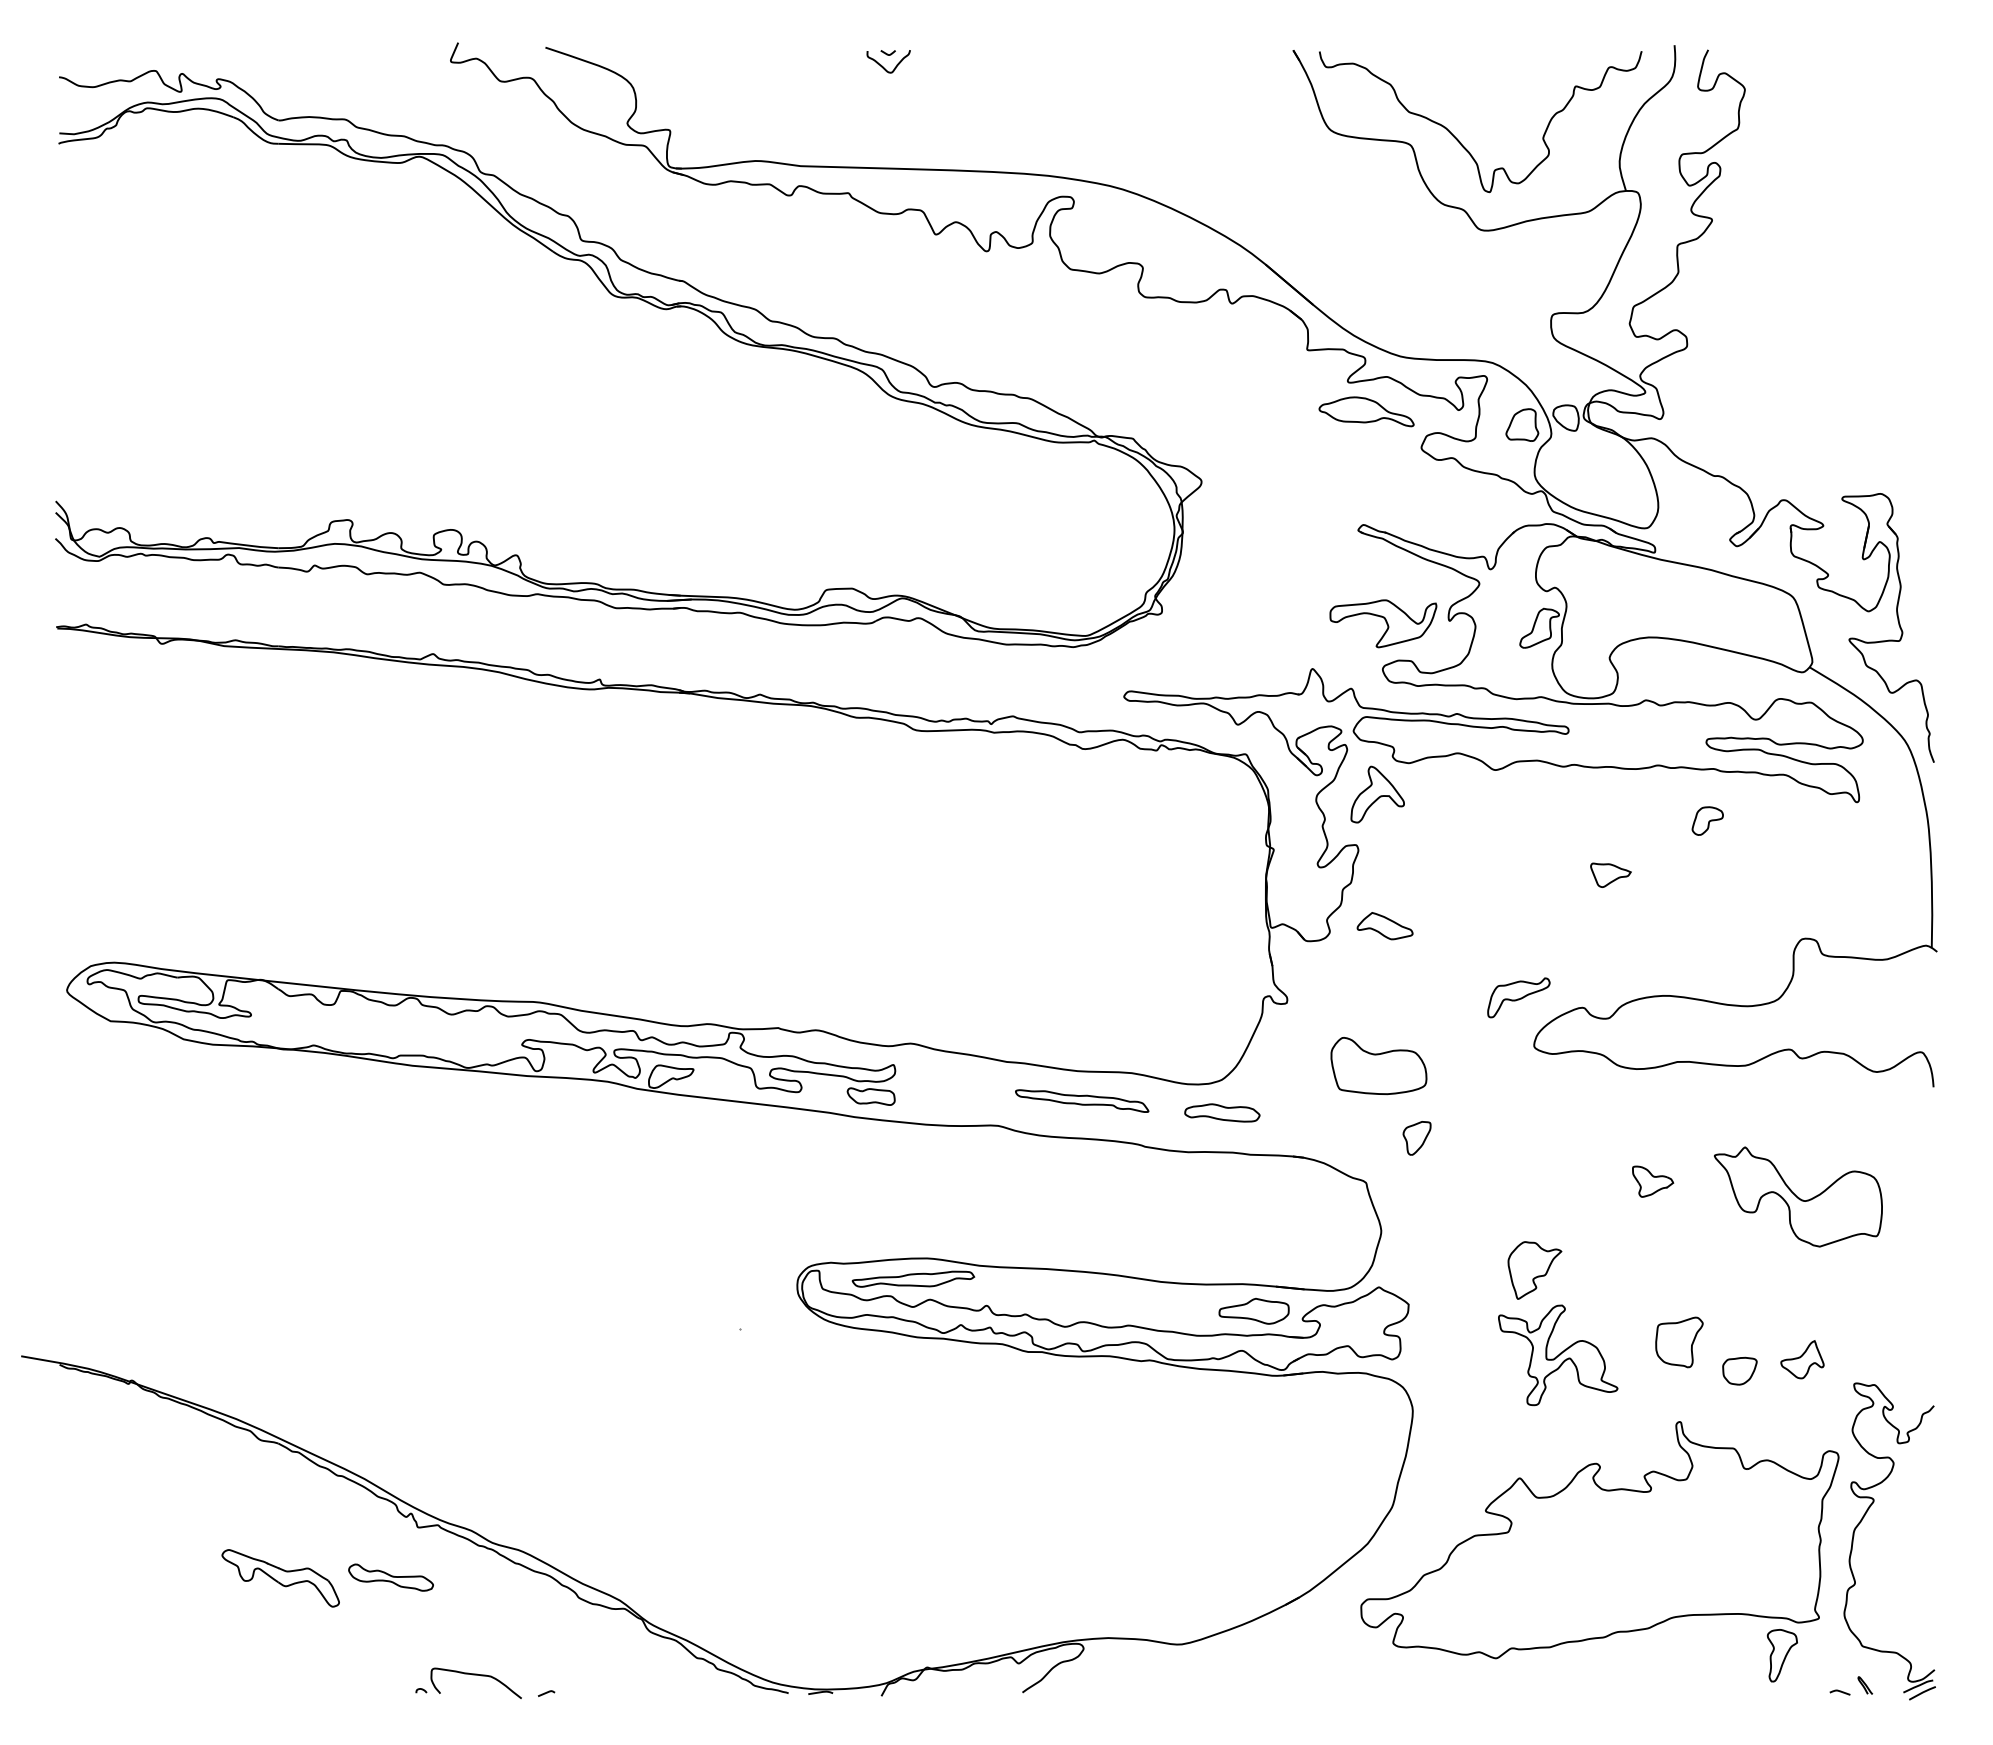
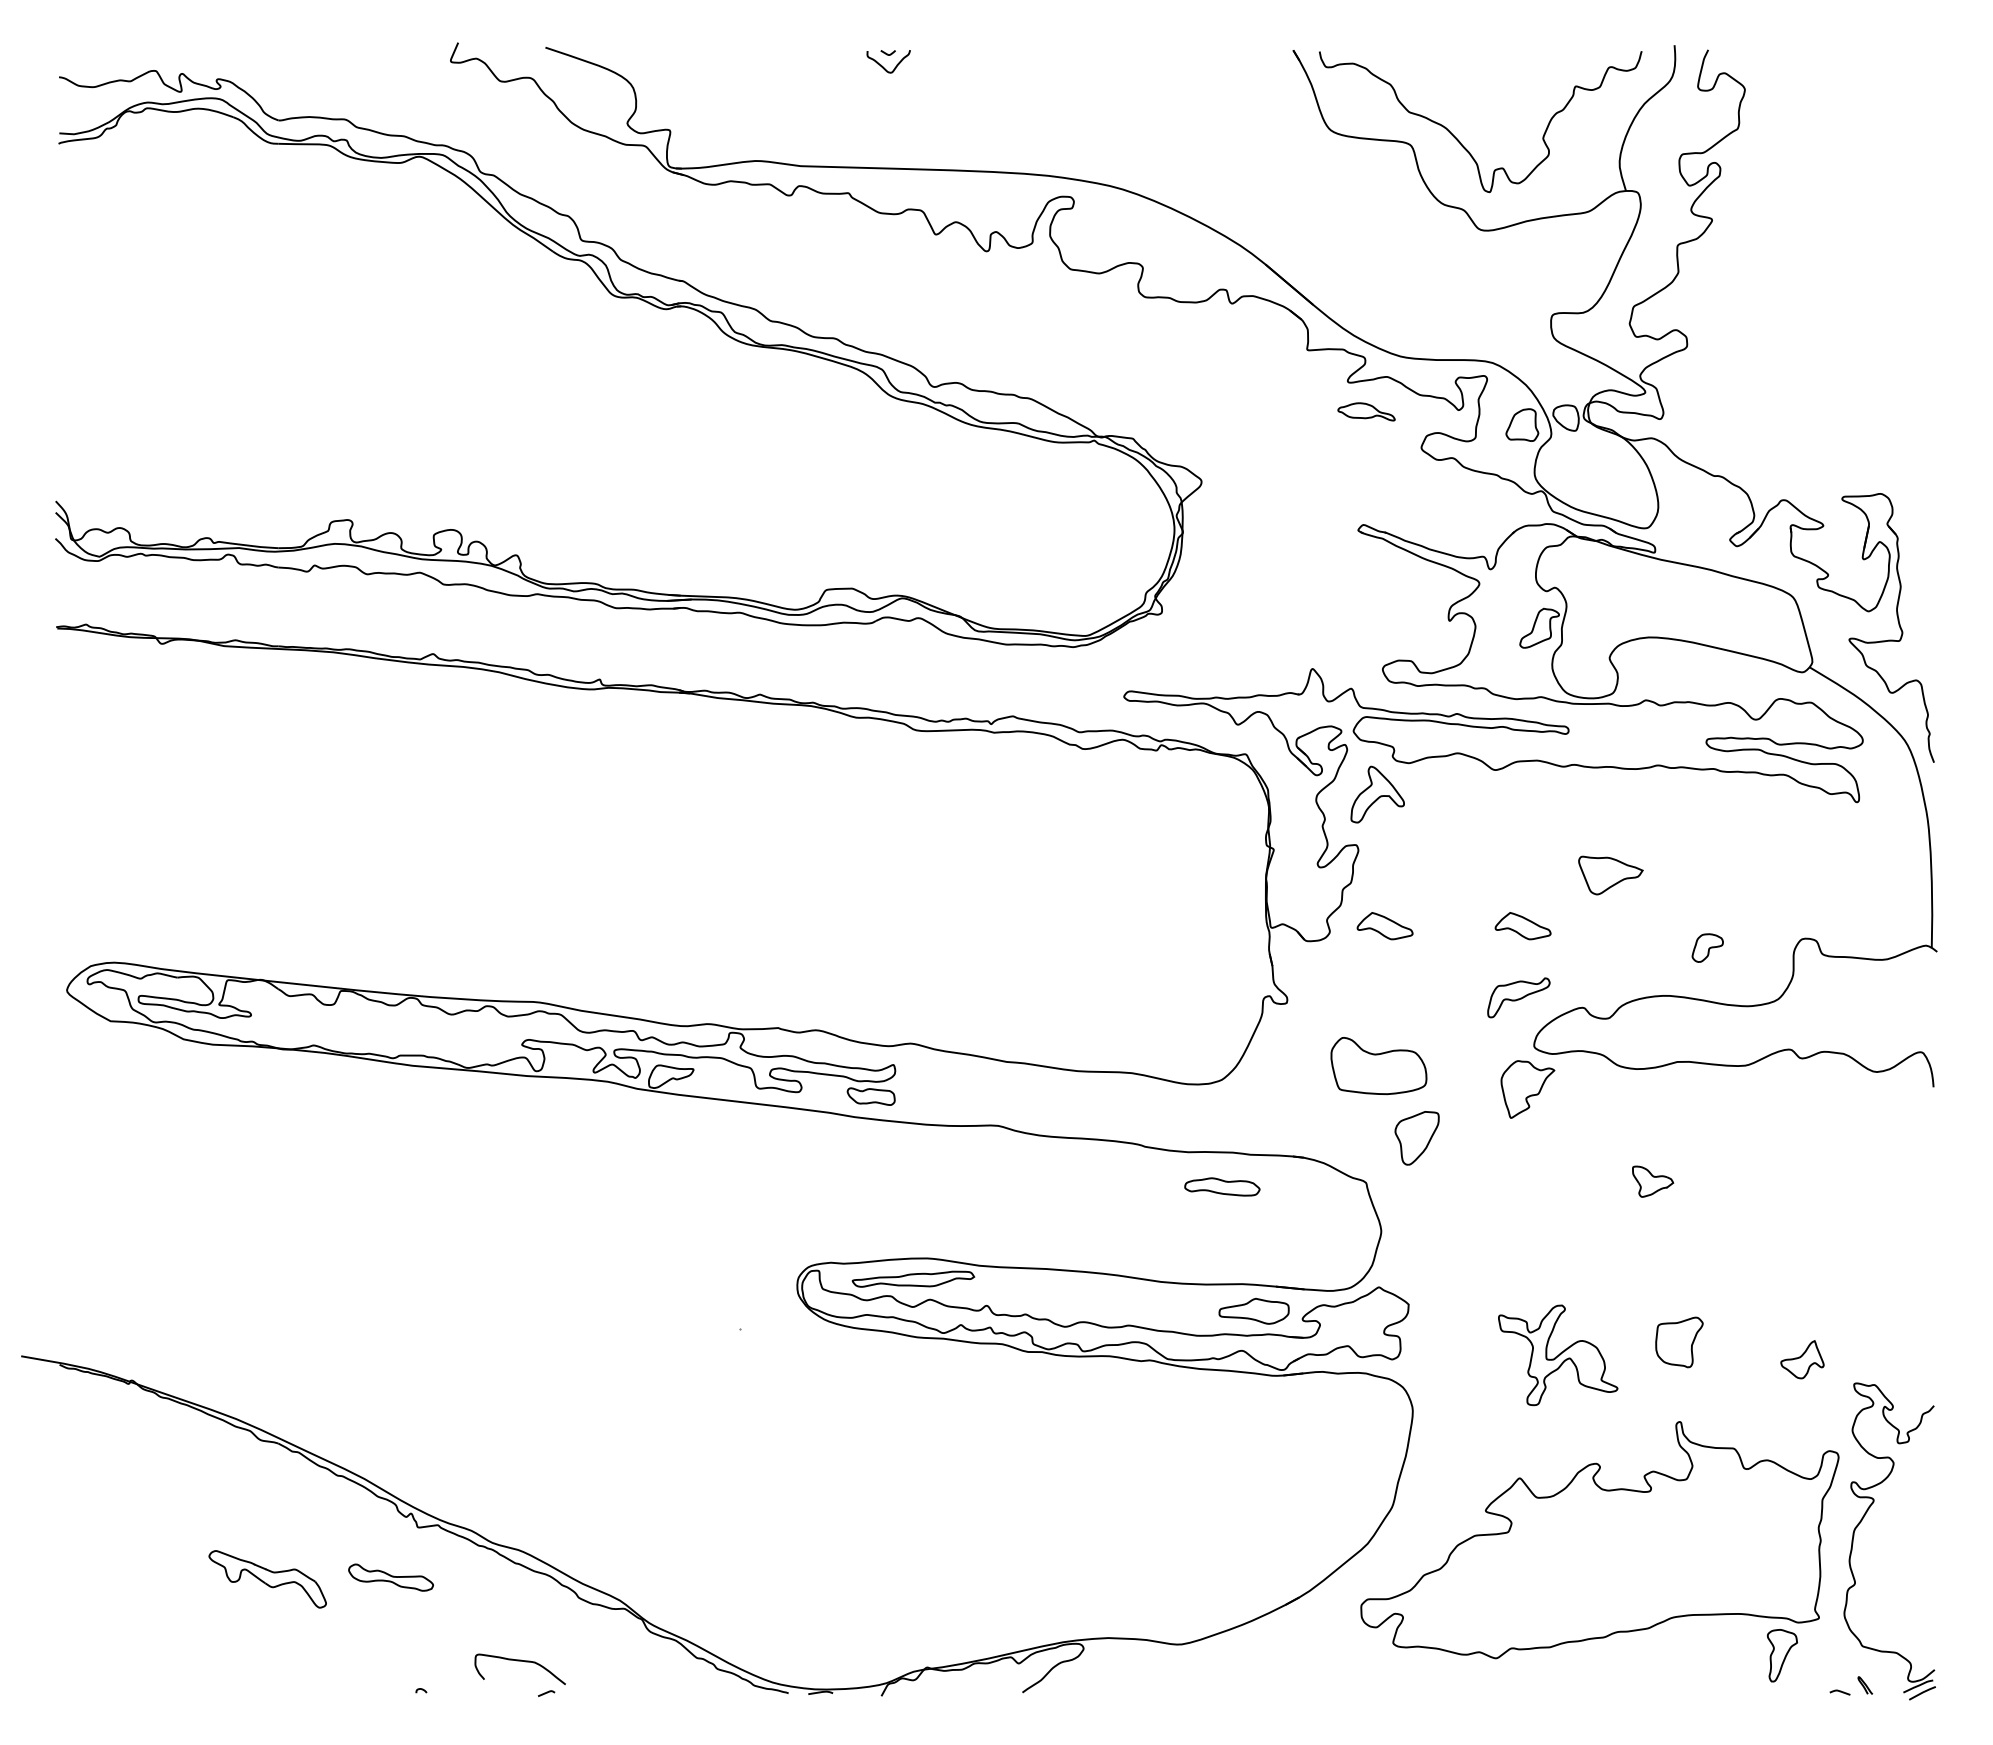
part size: 97x32 px -> 59x20 px (1366, 411)
part: present -> none (1383, 623)
part position: (1707, 820) -> (1707, 947) (1707, 947)
part size: 42x26 px -> 66x41 px (1610, 875)
part: none -> present (1522, 926)
part: present -> none (1082, 1100)
part position: (1222, 1112) -> (1222, 1186) (1222, 1186)
part size: 30x35 px -> 46x55 px (1416, 1138)
part: present -> none (1798, 1196)
part position: (1534, 1270) -> (1527, 1089) (1527, 1089)
part: present -> none (1739, 1370)
part position: (280, 1578) -> (267, 1579) (267, 1579)
curve position: (475, 1675) -> (519, 1661) (519, 1661)
